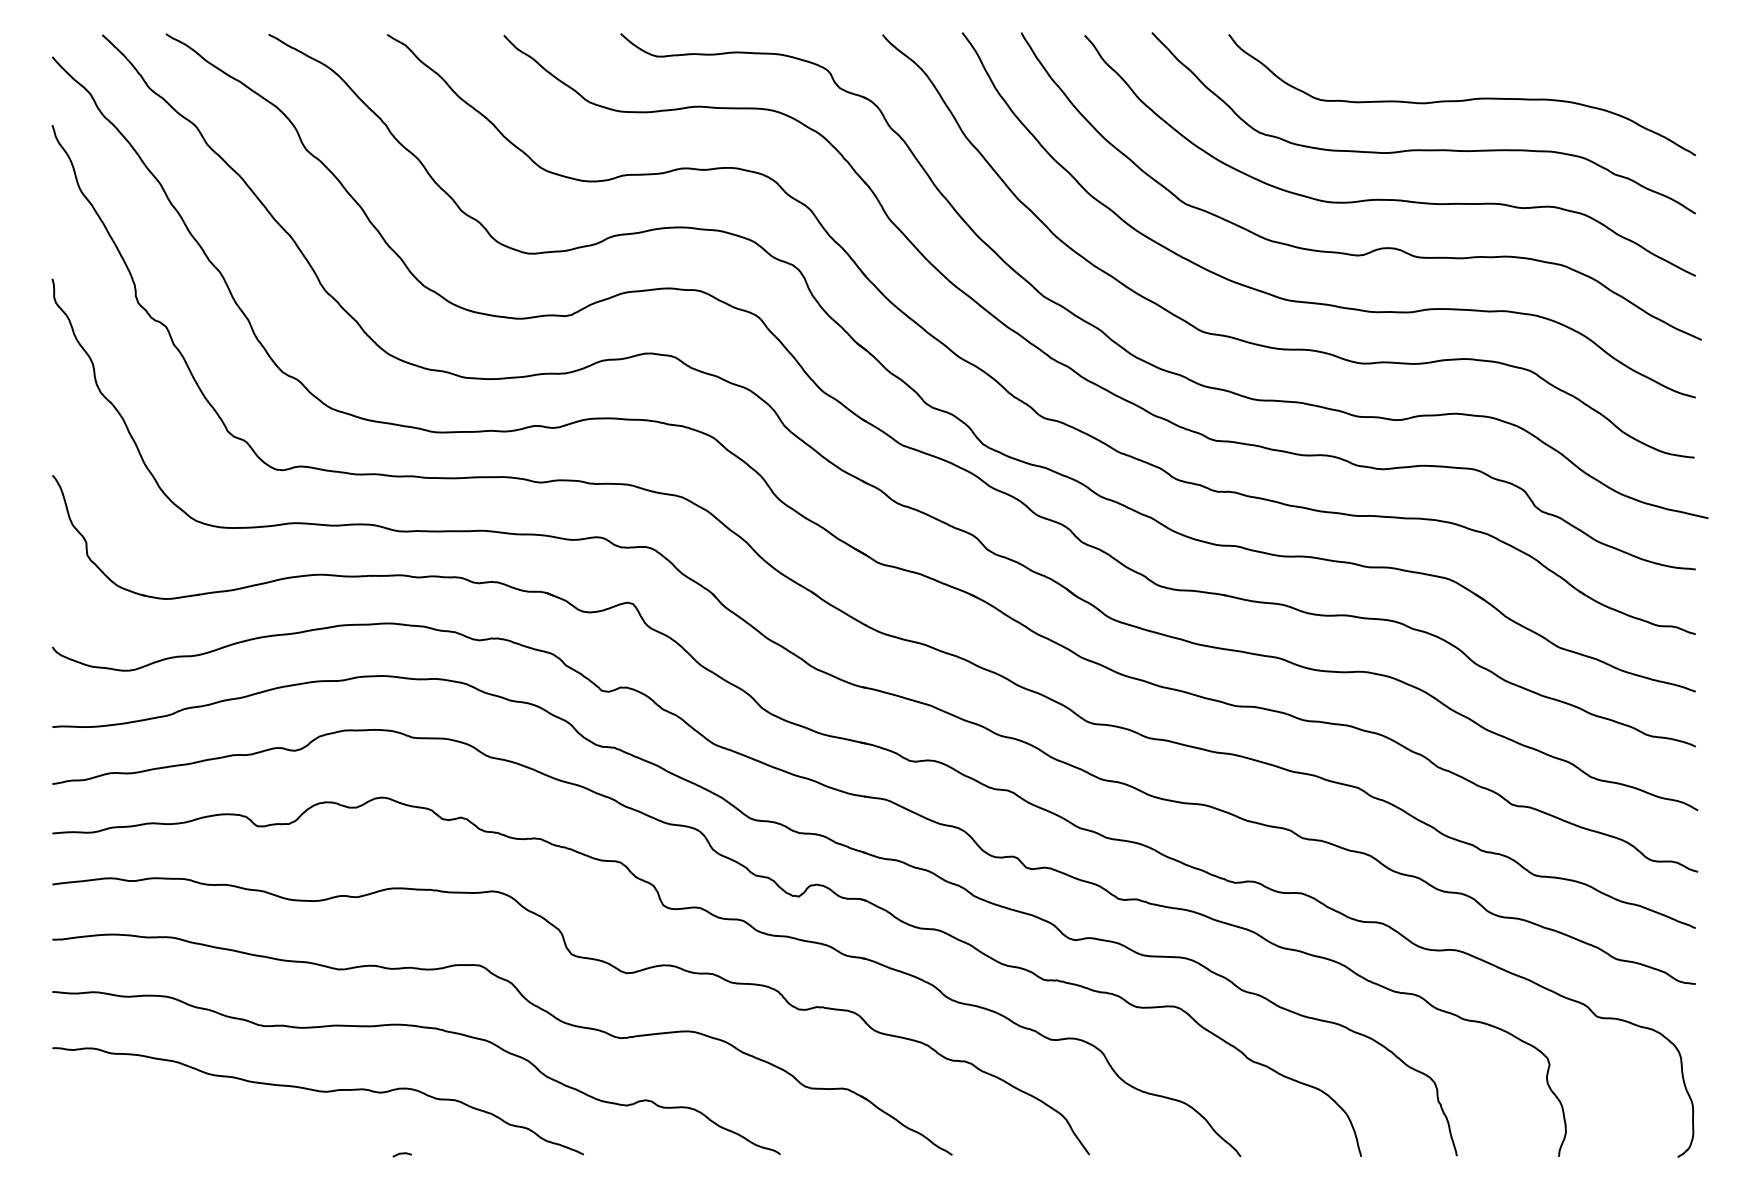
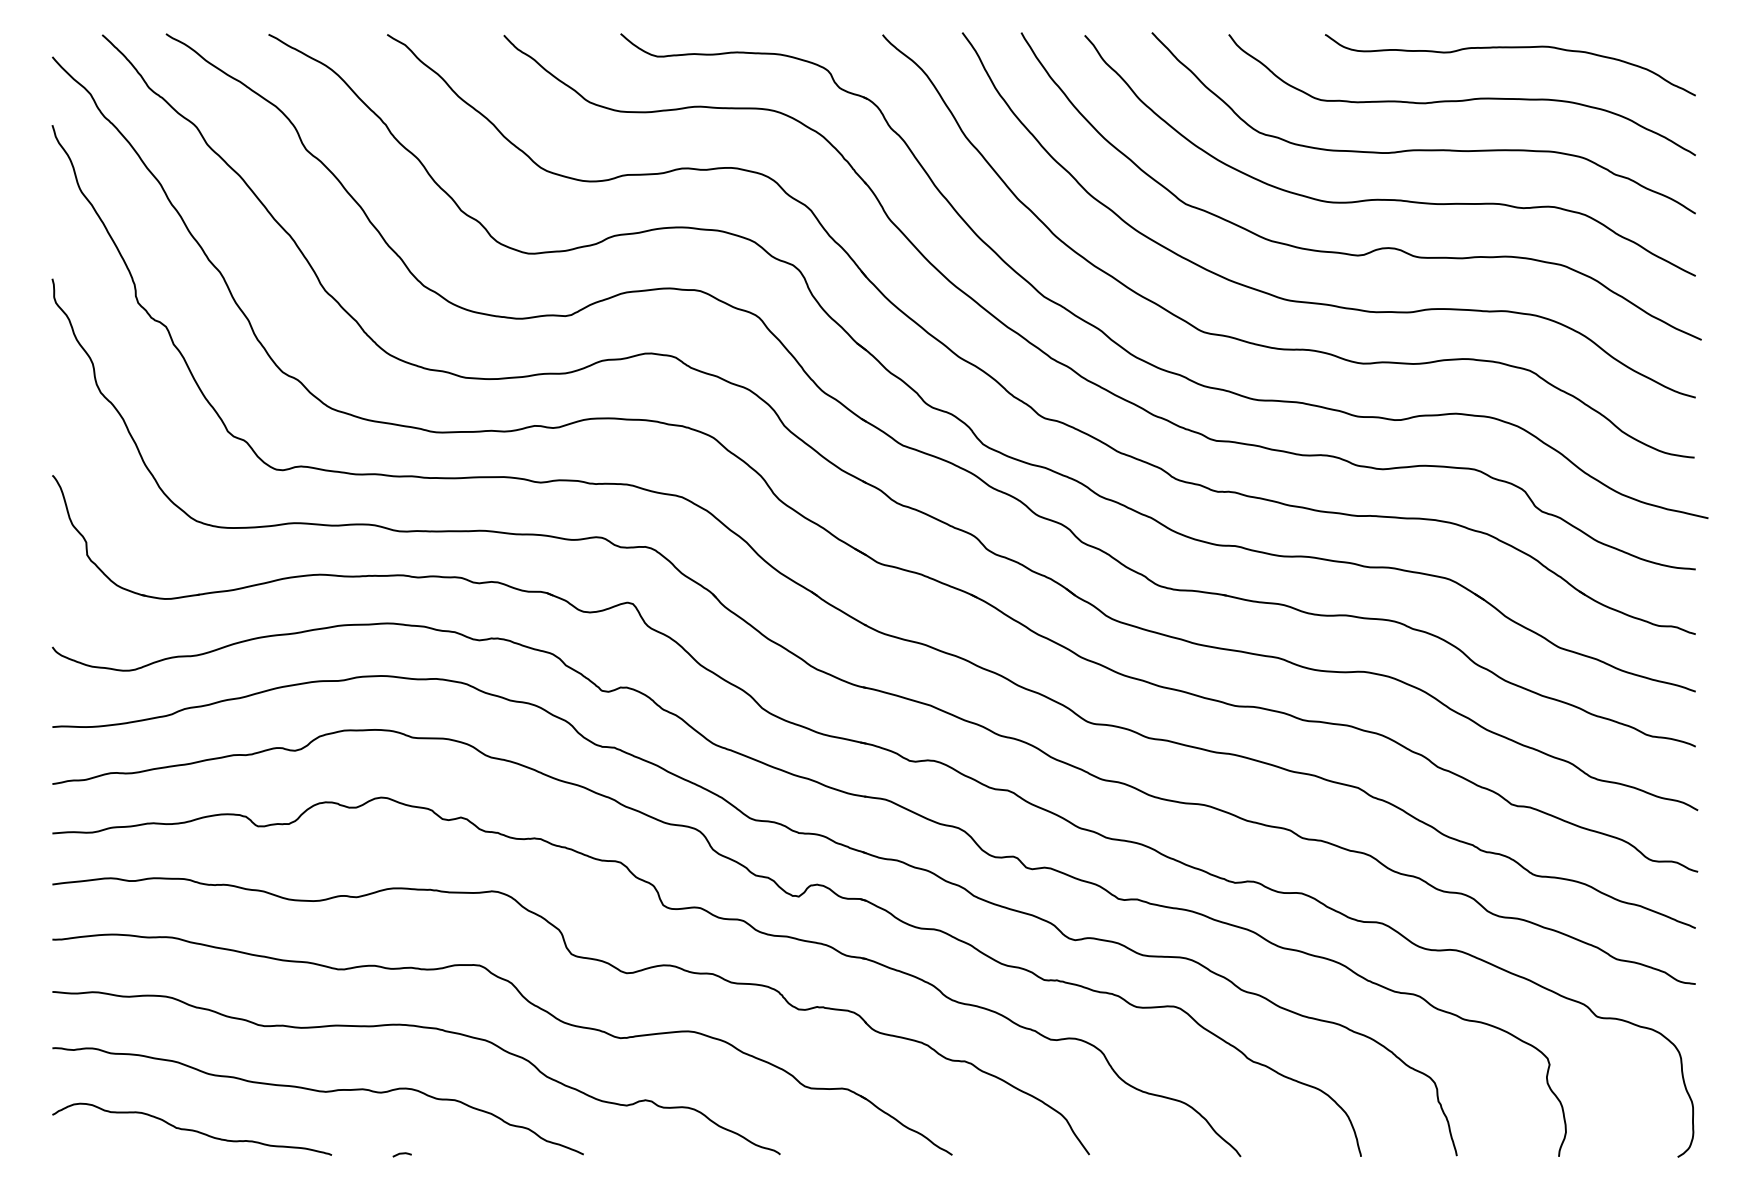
curve: none -> present (1510, 48)
curve: none -> present (192, 1129)
